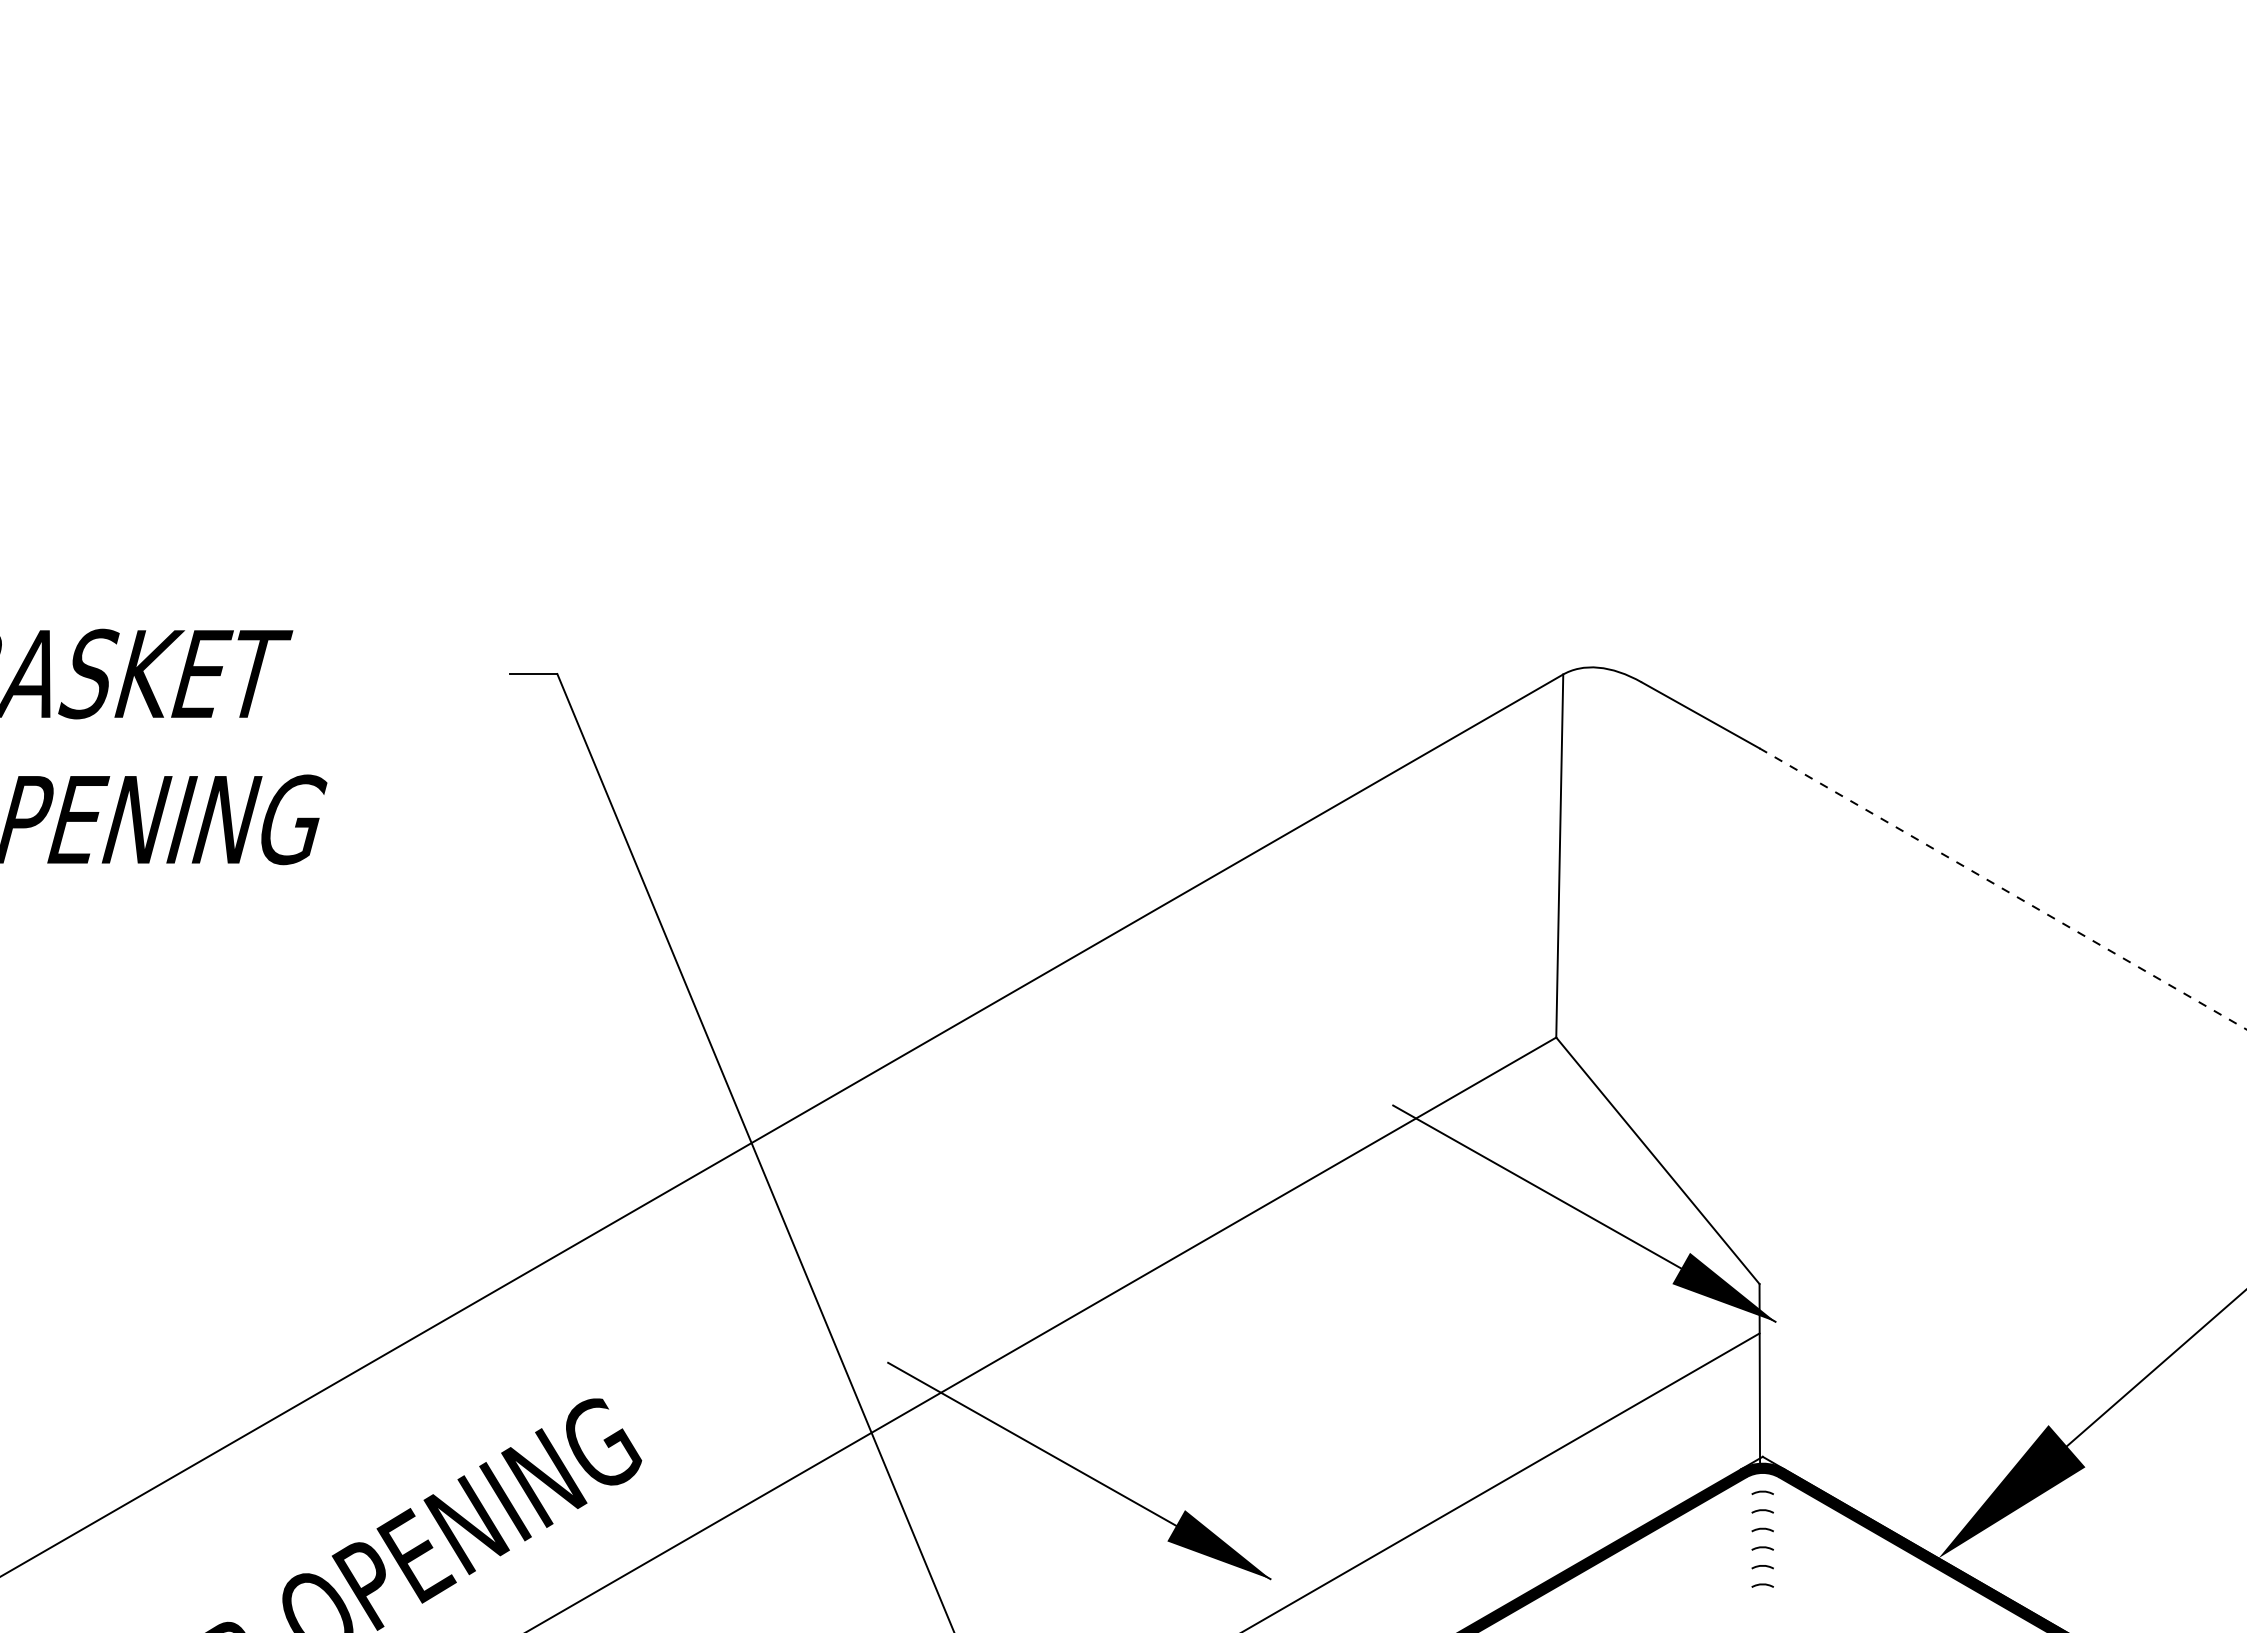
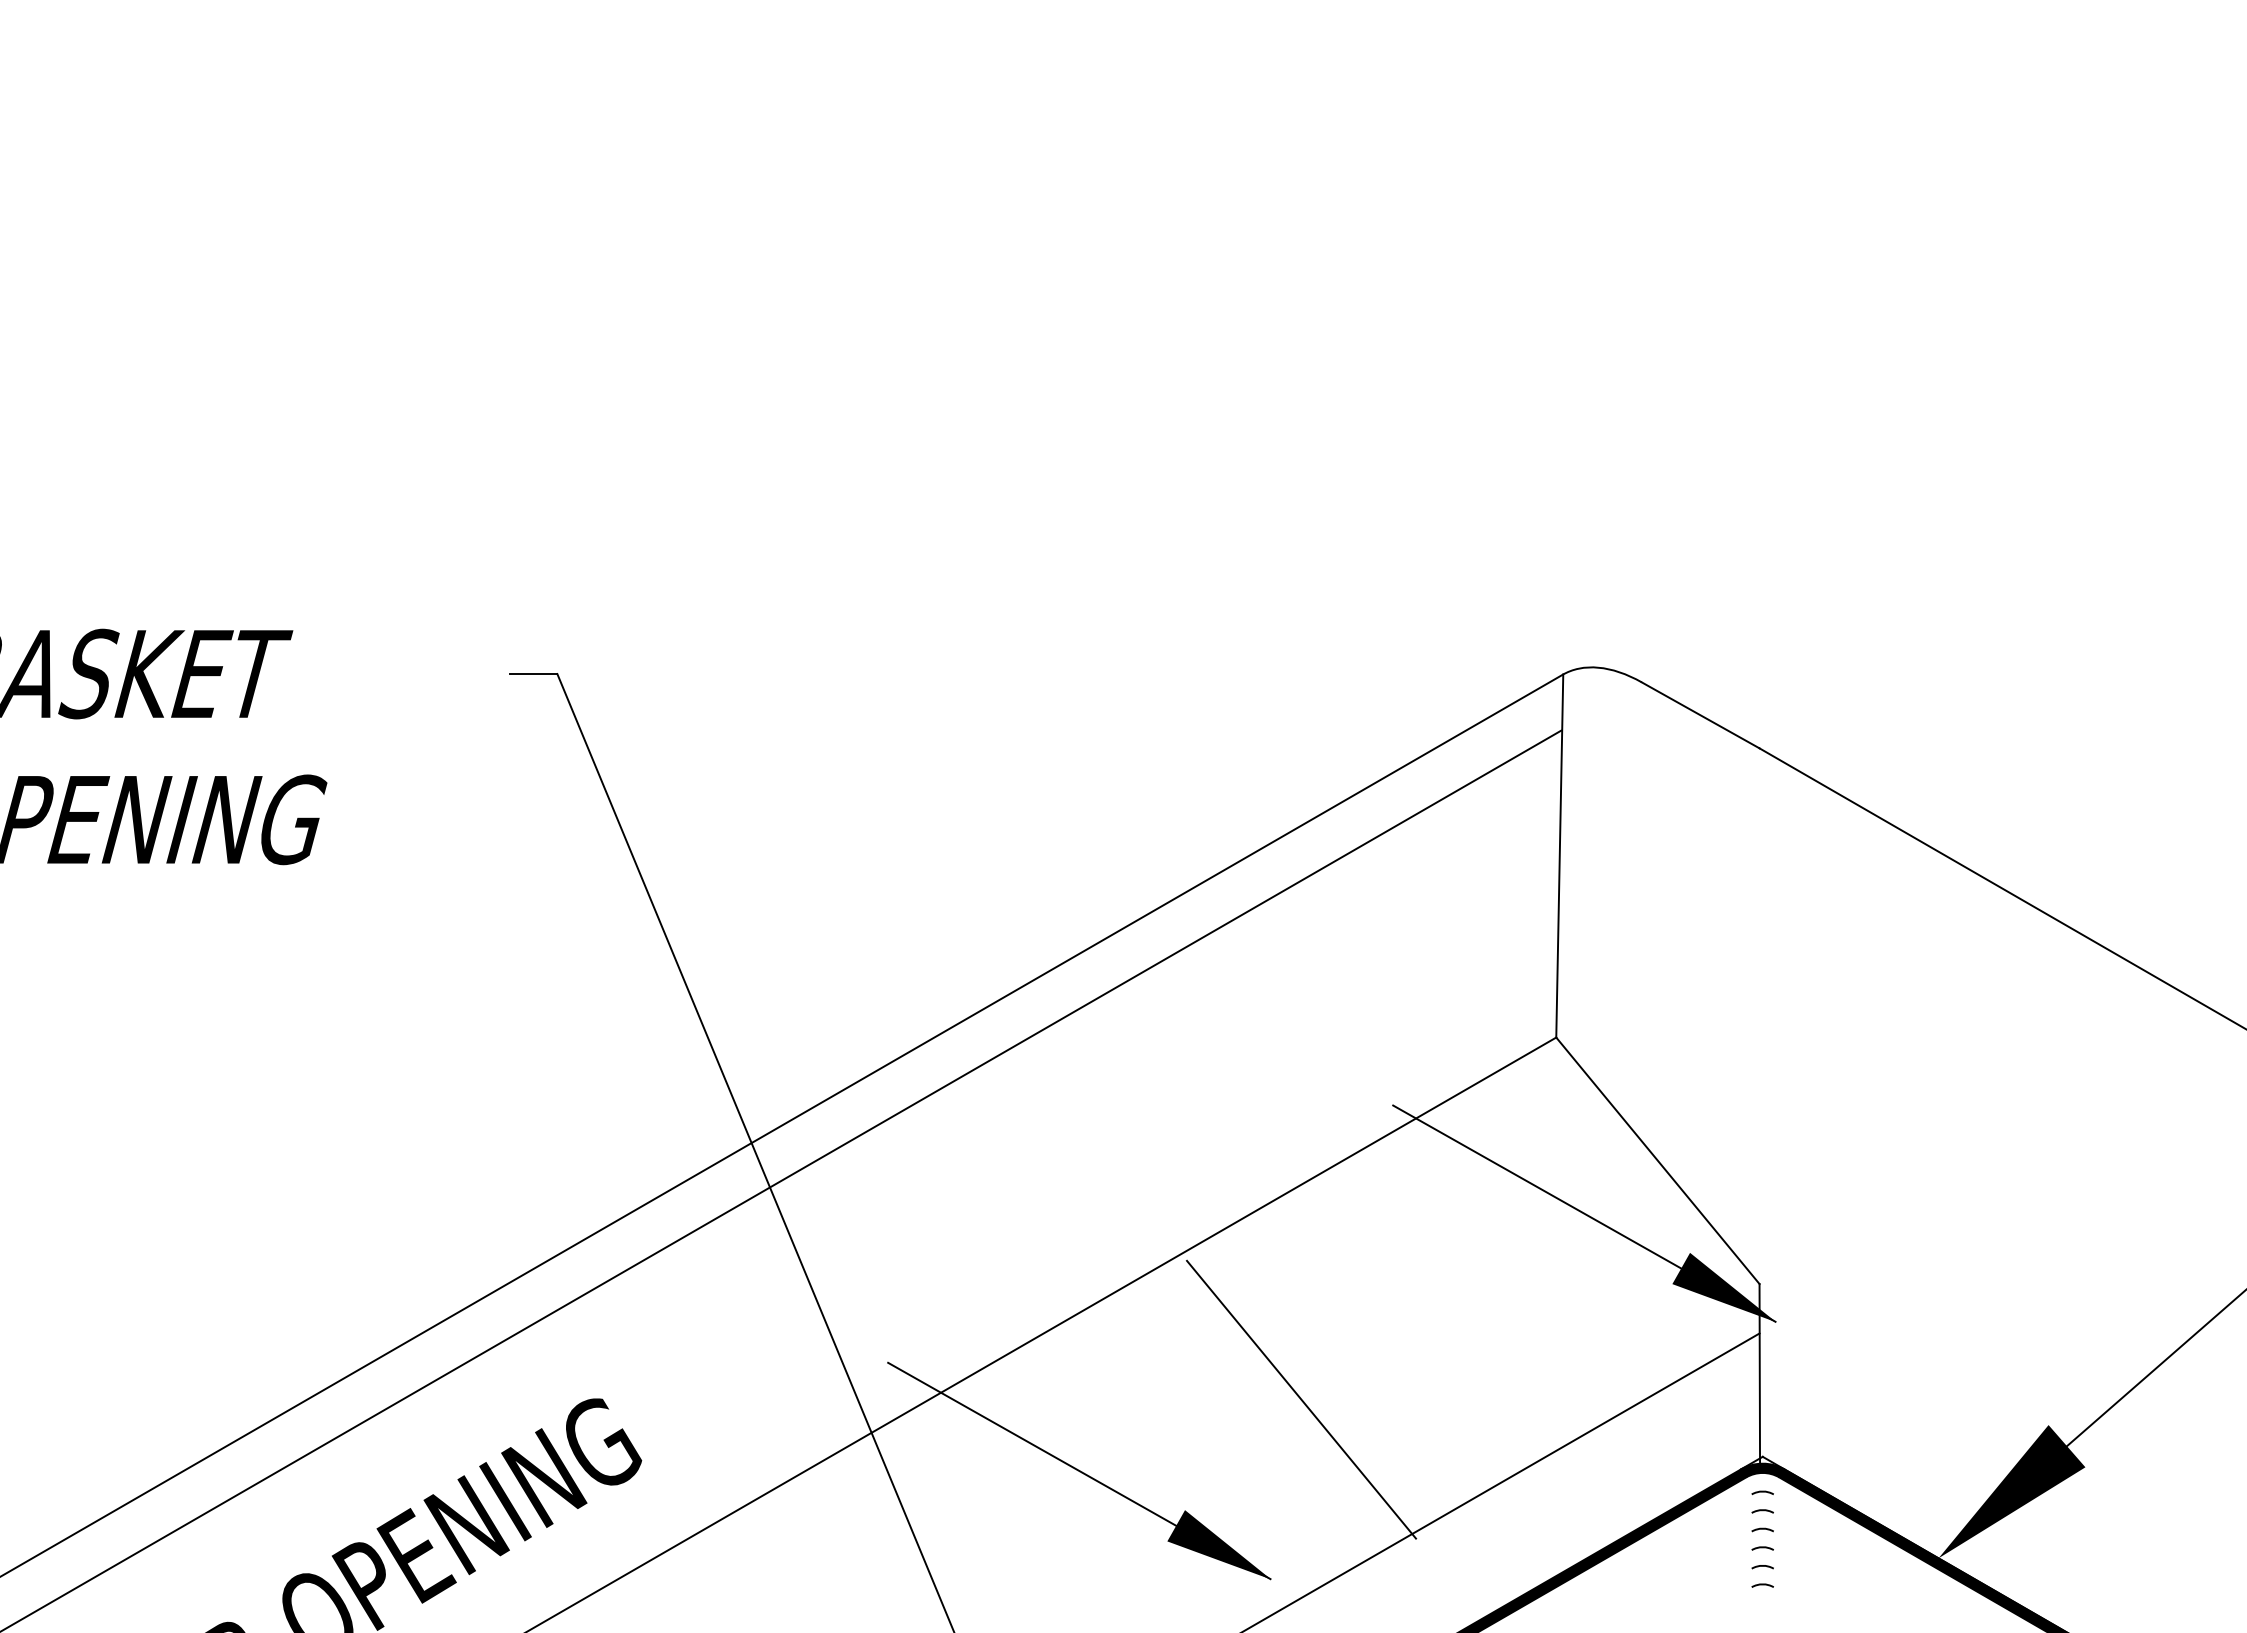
line: dashed -> solid (2002, 888)
line: none -> present (782, 1179)
line: none -> present (1301, 1399)
